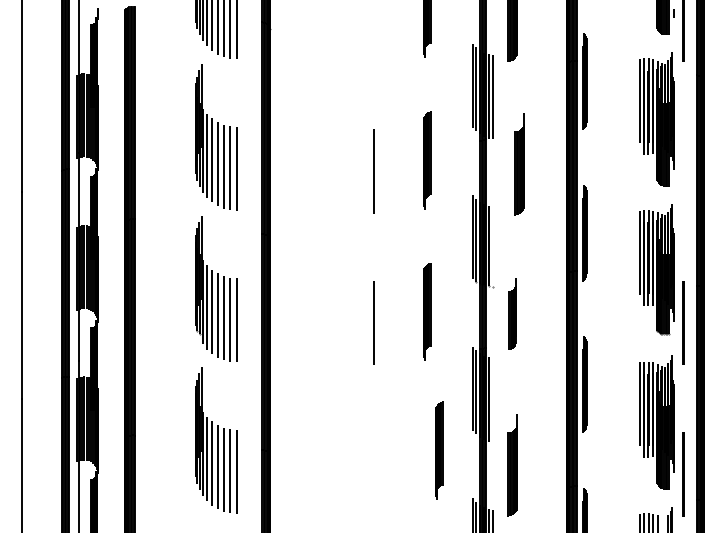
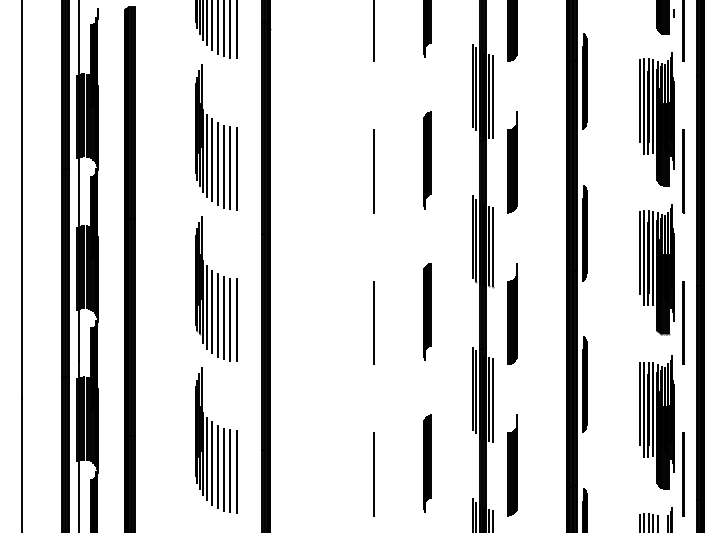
line: none -> present (374, 32)
part position: (519, 164) -> (512, 162) (512, 162)
line: none -> present (683, 171)
line: none -> present (493, 246)
part size: 9x72 px -> 11x102 px (512, 313)
line: none -> present (493, 400)
part position: (439, 450) -> (427, 463) (427, 463)
line: none -> present (374, 474)
